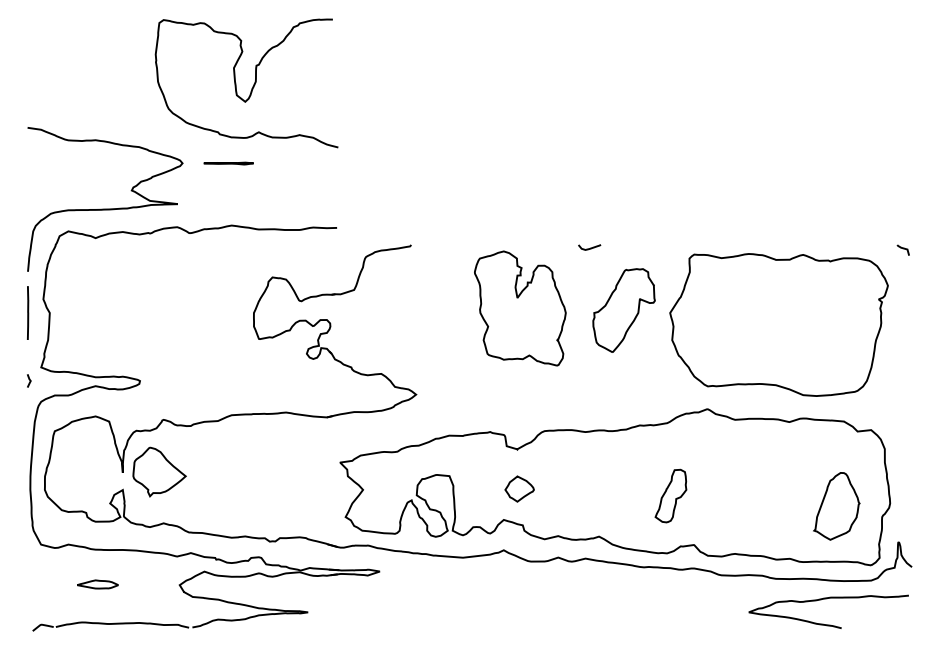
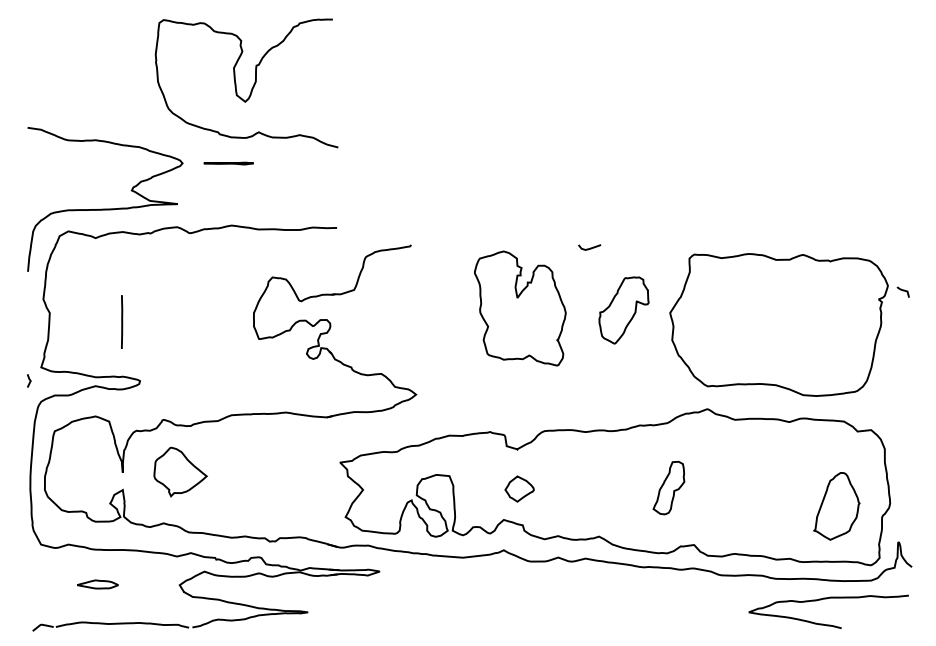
curve position: (902, 248) -> (902, 290) (902, 290)
part size: 64x85 px -> 52x69 px (623, 310)
line position: (28, 312) -> (122, 321) (122, 321)
part position: (159, 471) -> (180, 471) (180, 471)
part position: (670, 495) -> (668, 487) (668, 487)
